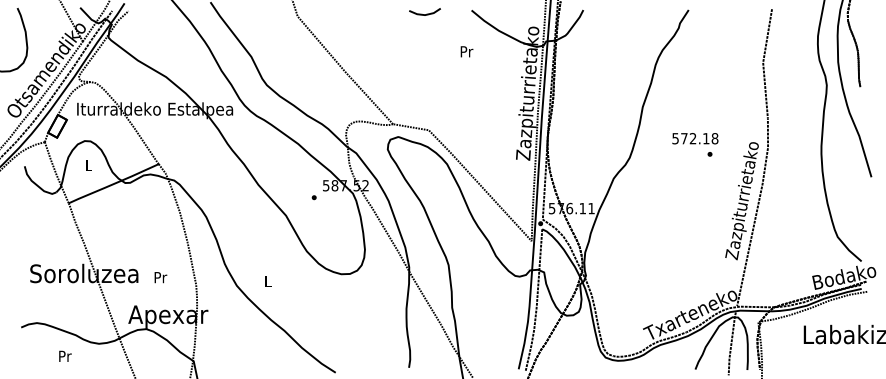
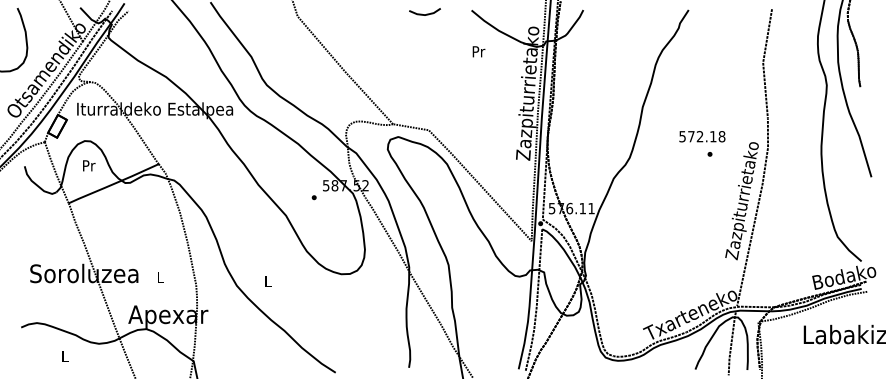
text position: (466, 51) -> (478, 51) (478, 51)
text position: (695, 138) -> (702, 136) (702, 136)
text: L -> Pr (89, 165)
text: Pr -> L (160, 277)
text: Pr -> L (65, 355)
